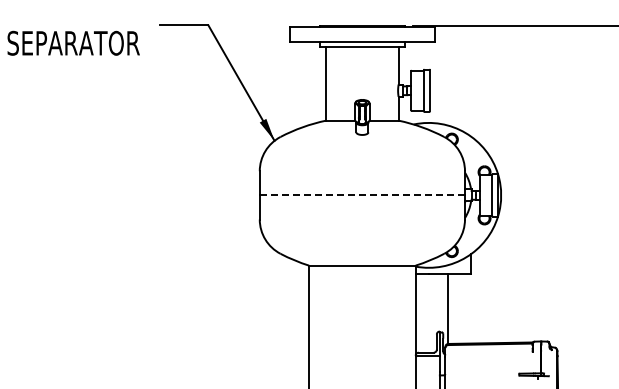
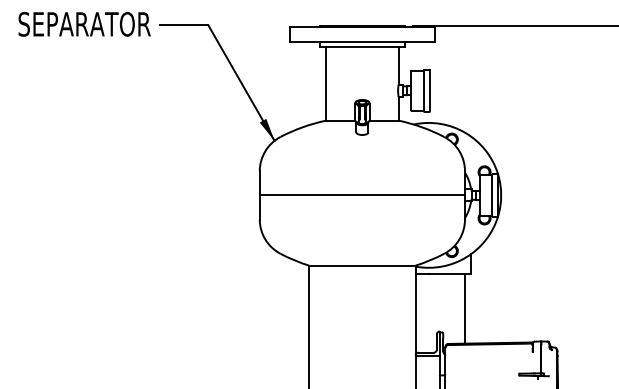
text position: (73, 42) -> (84, 23) (84, 23)
line: dashed -> solid (362, 195)
line position: (448, 308) -> (465, 308) (465, 308)
